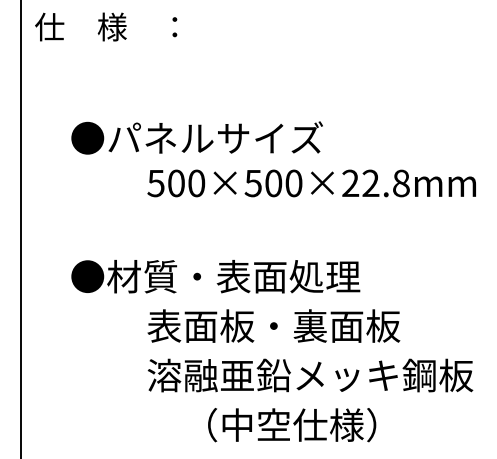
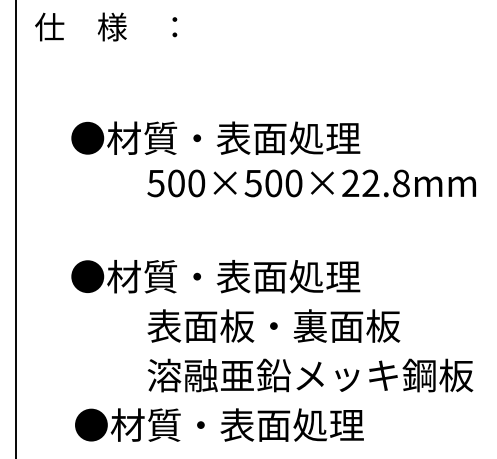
text: ●パネルサイズ -> ●材質・表面処理 (233, 137)
line position: (20, 228) -> (15, 228) (15, 228)
text: （中空仕様） -> ●材質・表面処理 (225, 425)
